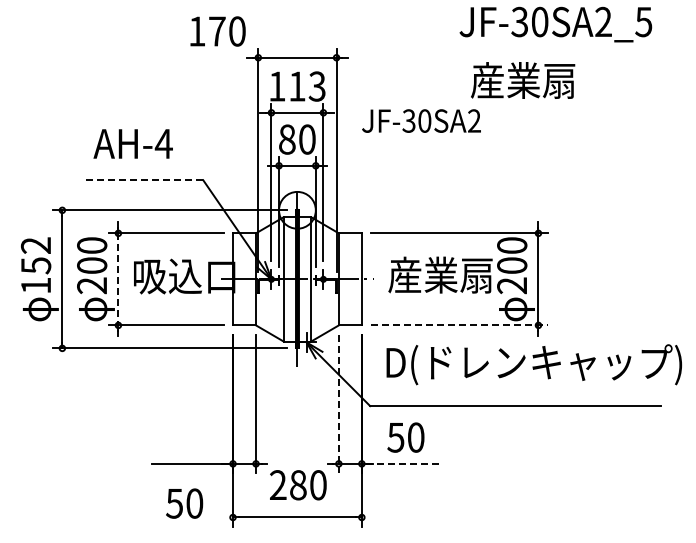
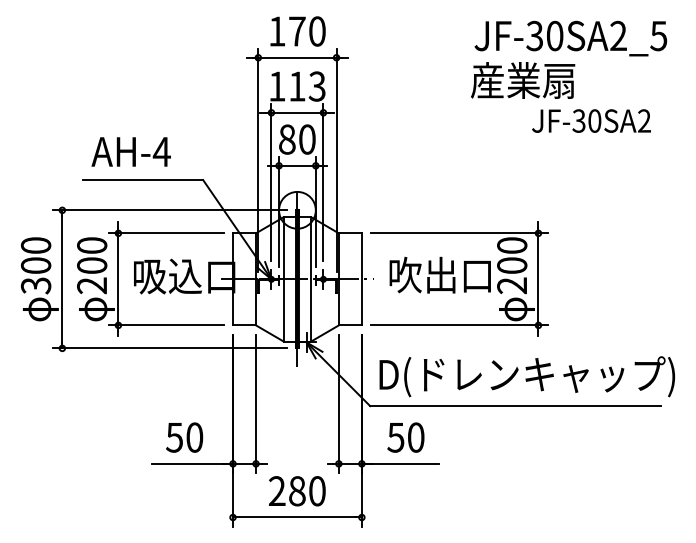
text position: (555, 24) -> (570, 38) (570, 38)
text position: (217, 31) -> (297, 31) (297, 31)
text position: (421, 120) -> (591, 120) (591, 120)
text position: (132, 143) -> (130, 151) (130, 151)
line: dashed -> solid (142, 180)
text: 152 -> 300 (35, 265)
text: 産業扇 -> 吹出口 (440, 274)
line: dashed -> solid (118, 279)
line: dashed -> solid (459, 325)
text position: (533, 364) -> (526, 376) (526, 376)
line: dashed -> solid (338, 404)
line: dashed -> solid (400, 463)
text position: (298, 485) -> (297, 491) (297, 491)
text position: (184, 503) -> (184, 437) (184, 437)
